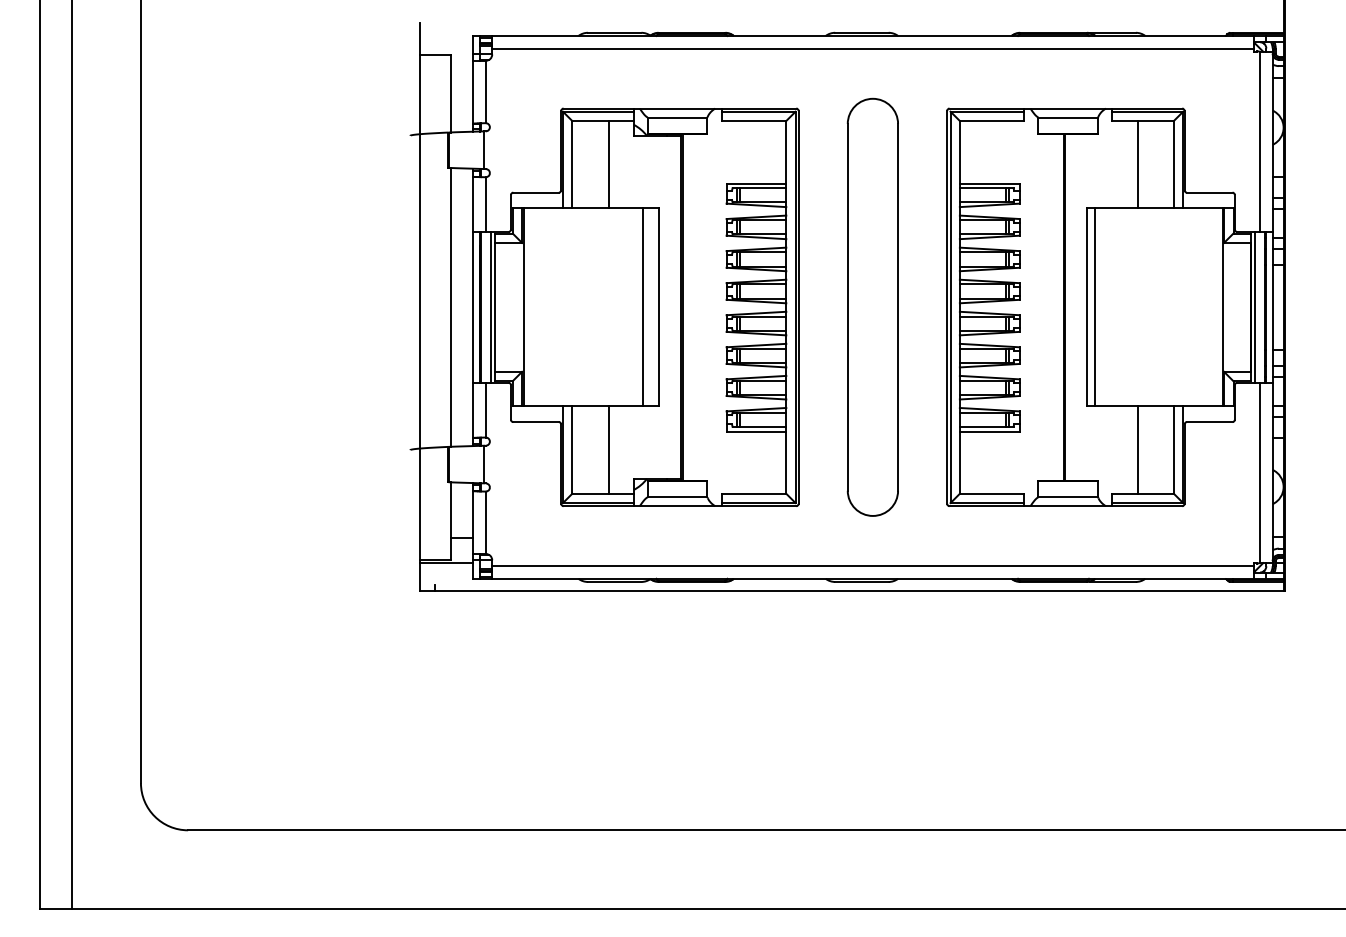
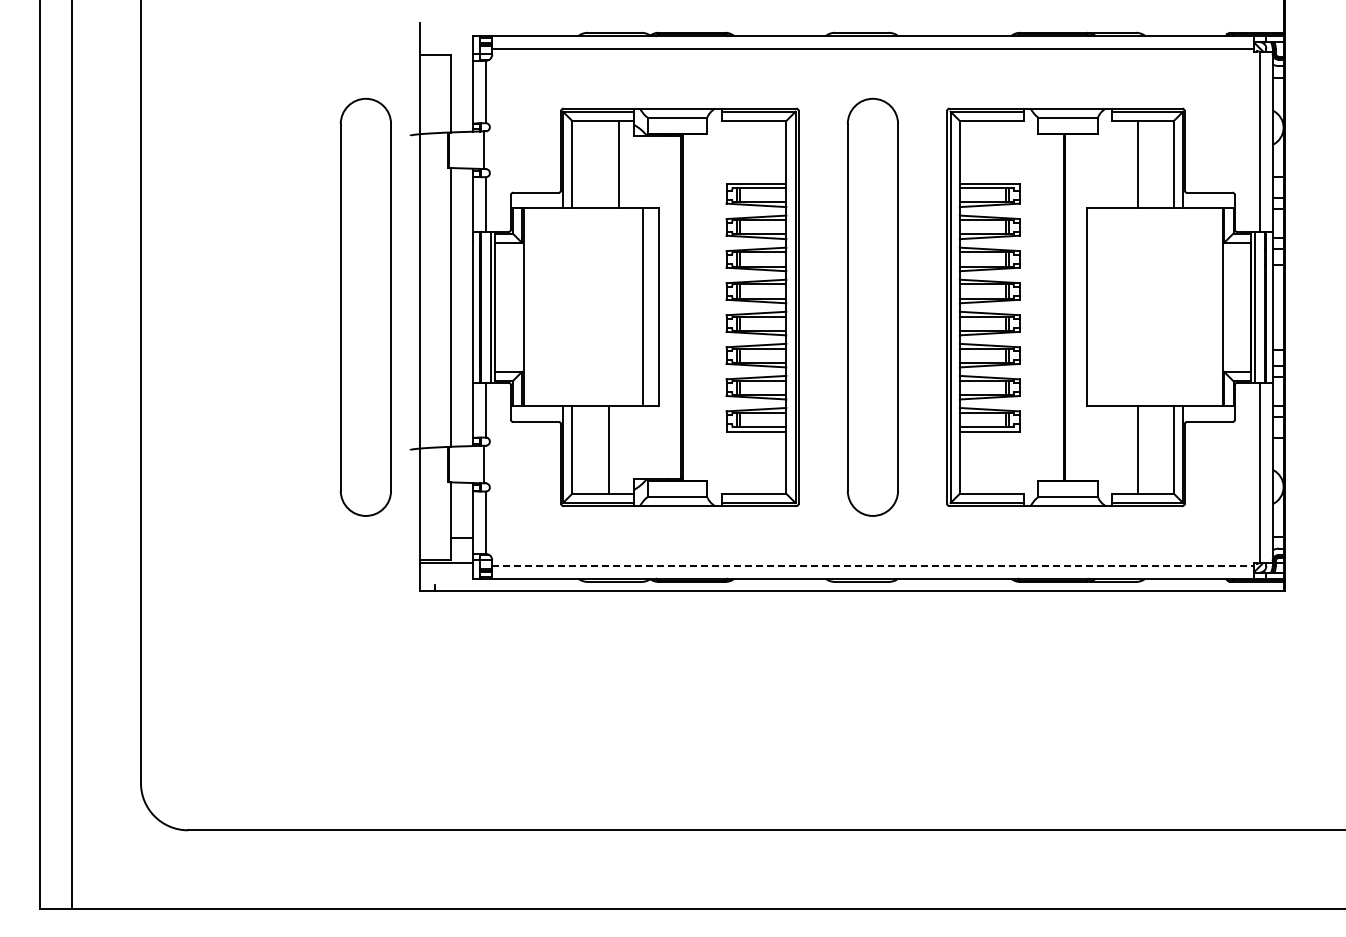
line position: (608, 164) -> (618, 164) (618, 164)
part: none -> present (365, 306)
line: present -> none (1095, 307)
line: solid -> dashed (872, 566)
